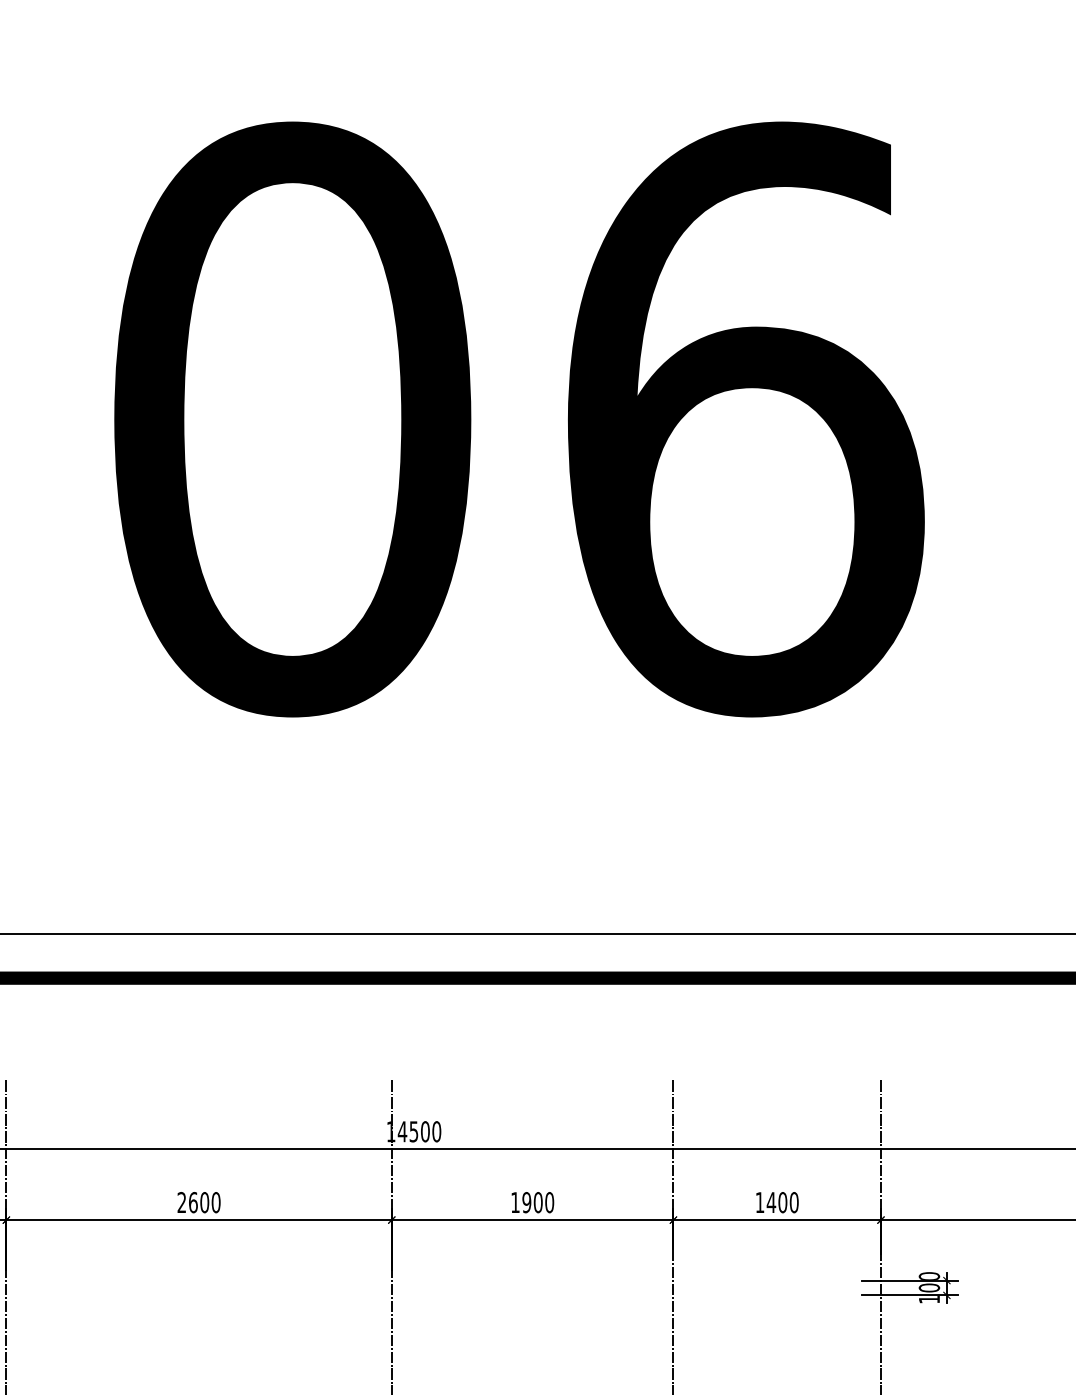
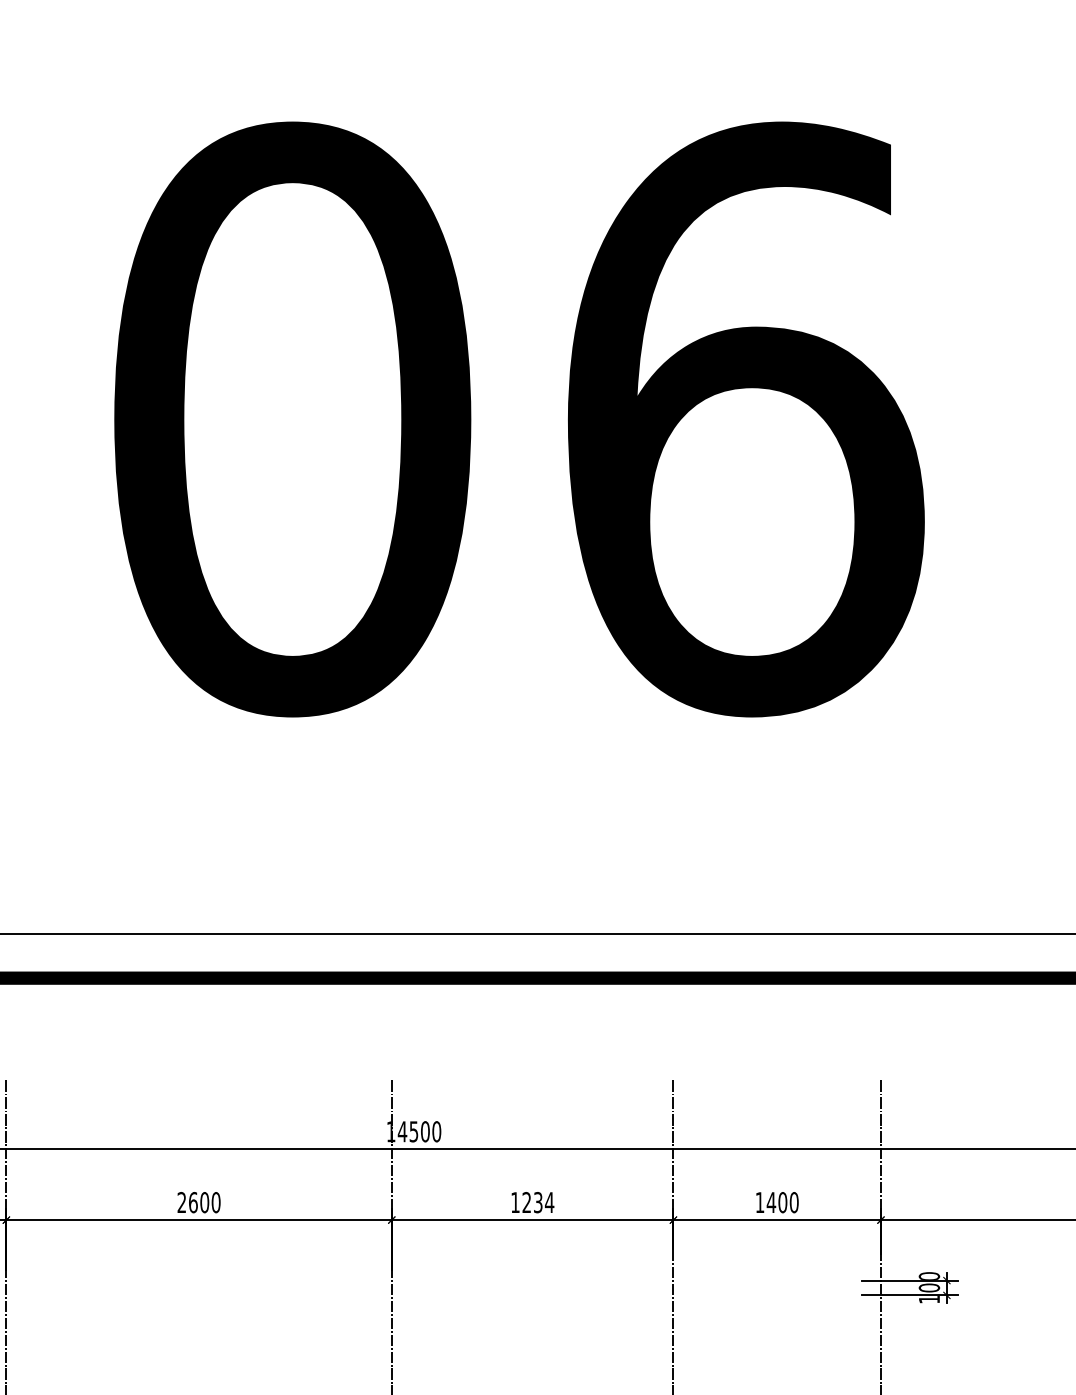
text: 1900 -> 1234 (538, 1202)
